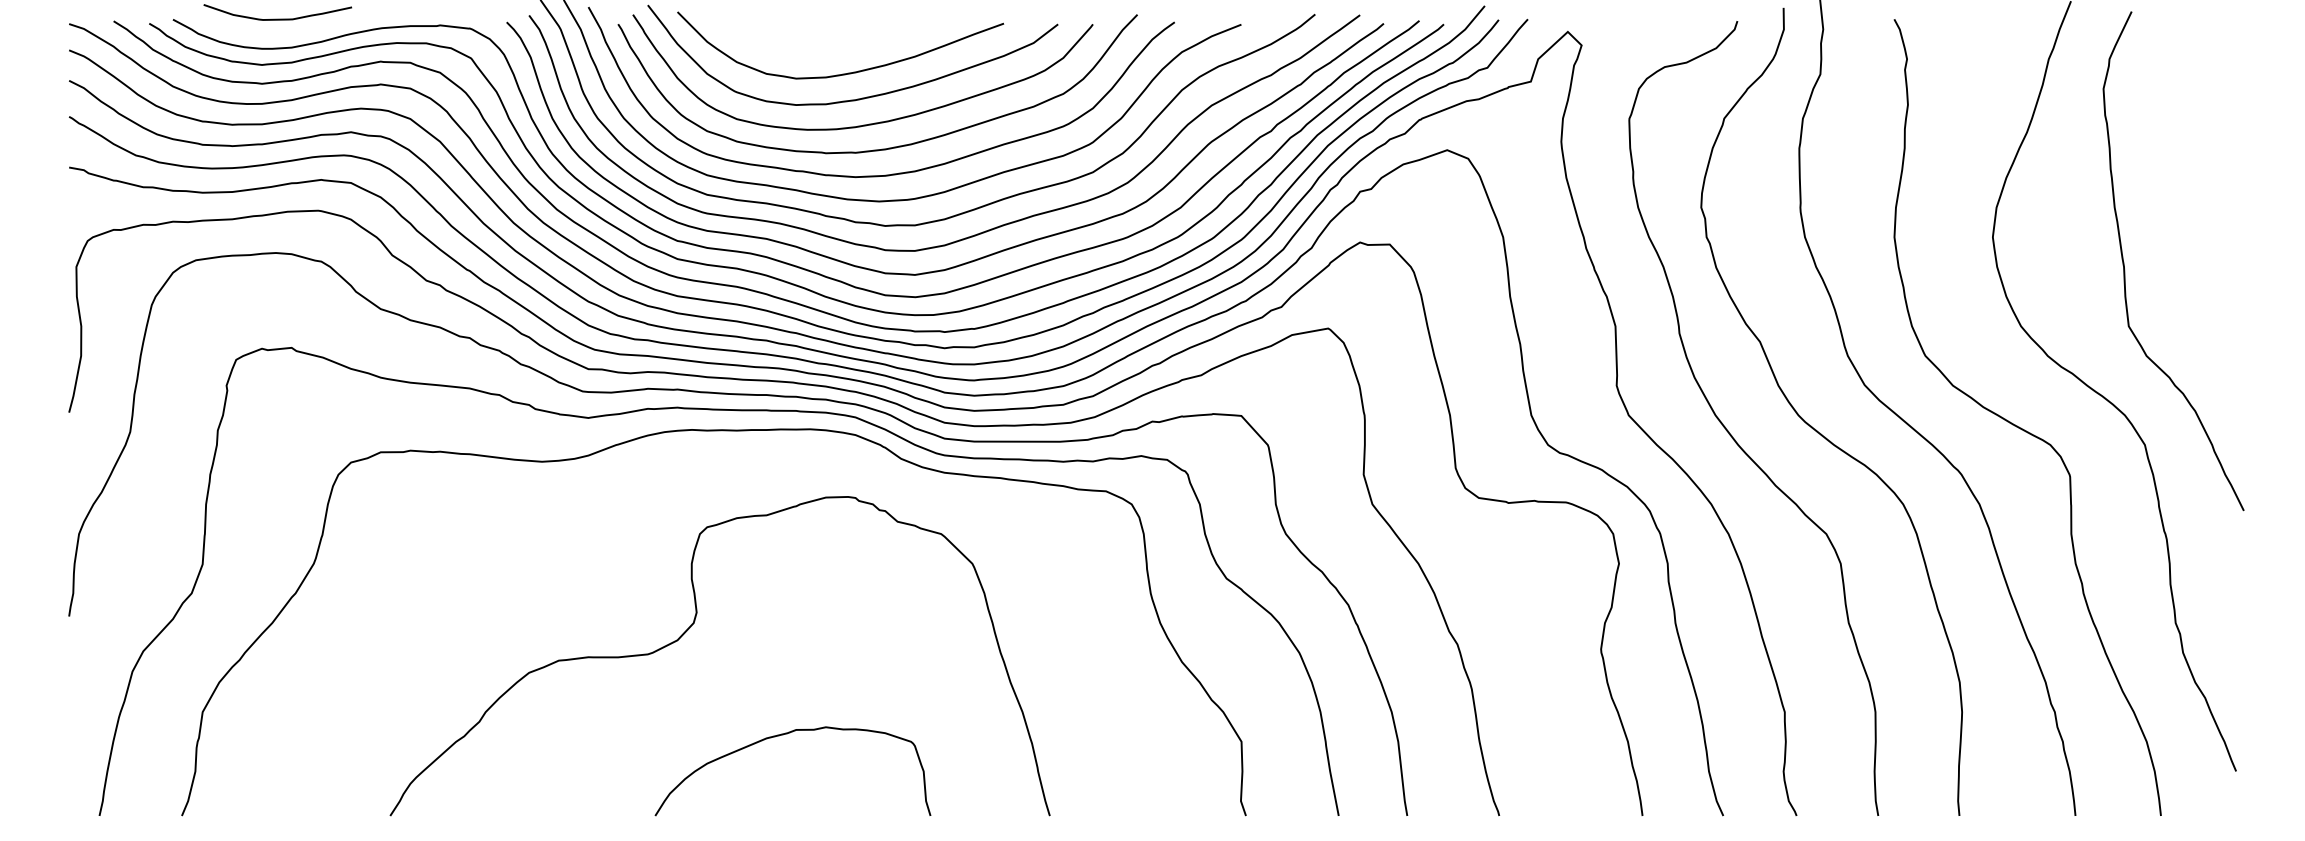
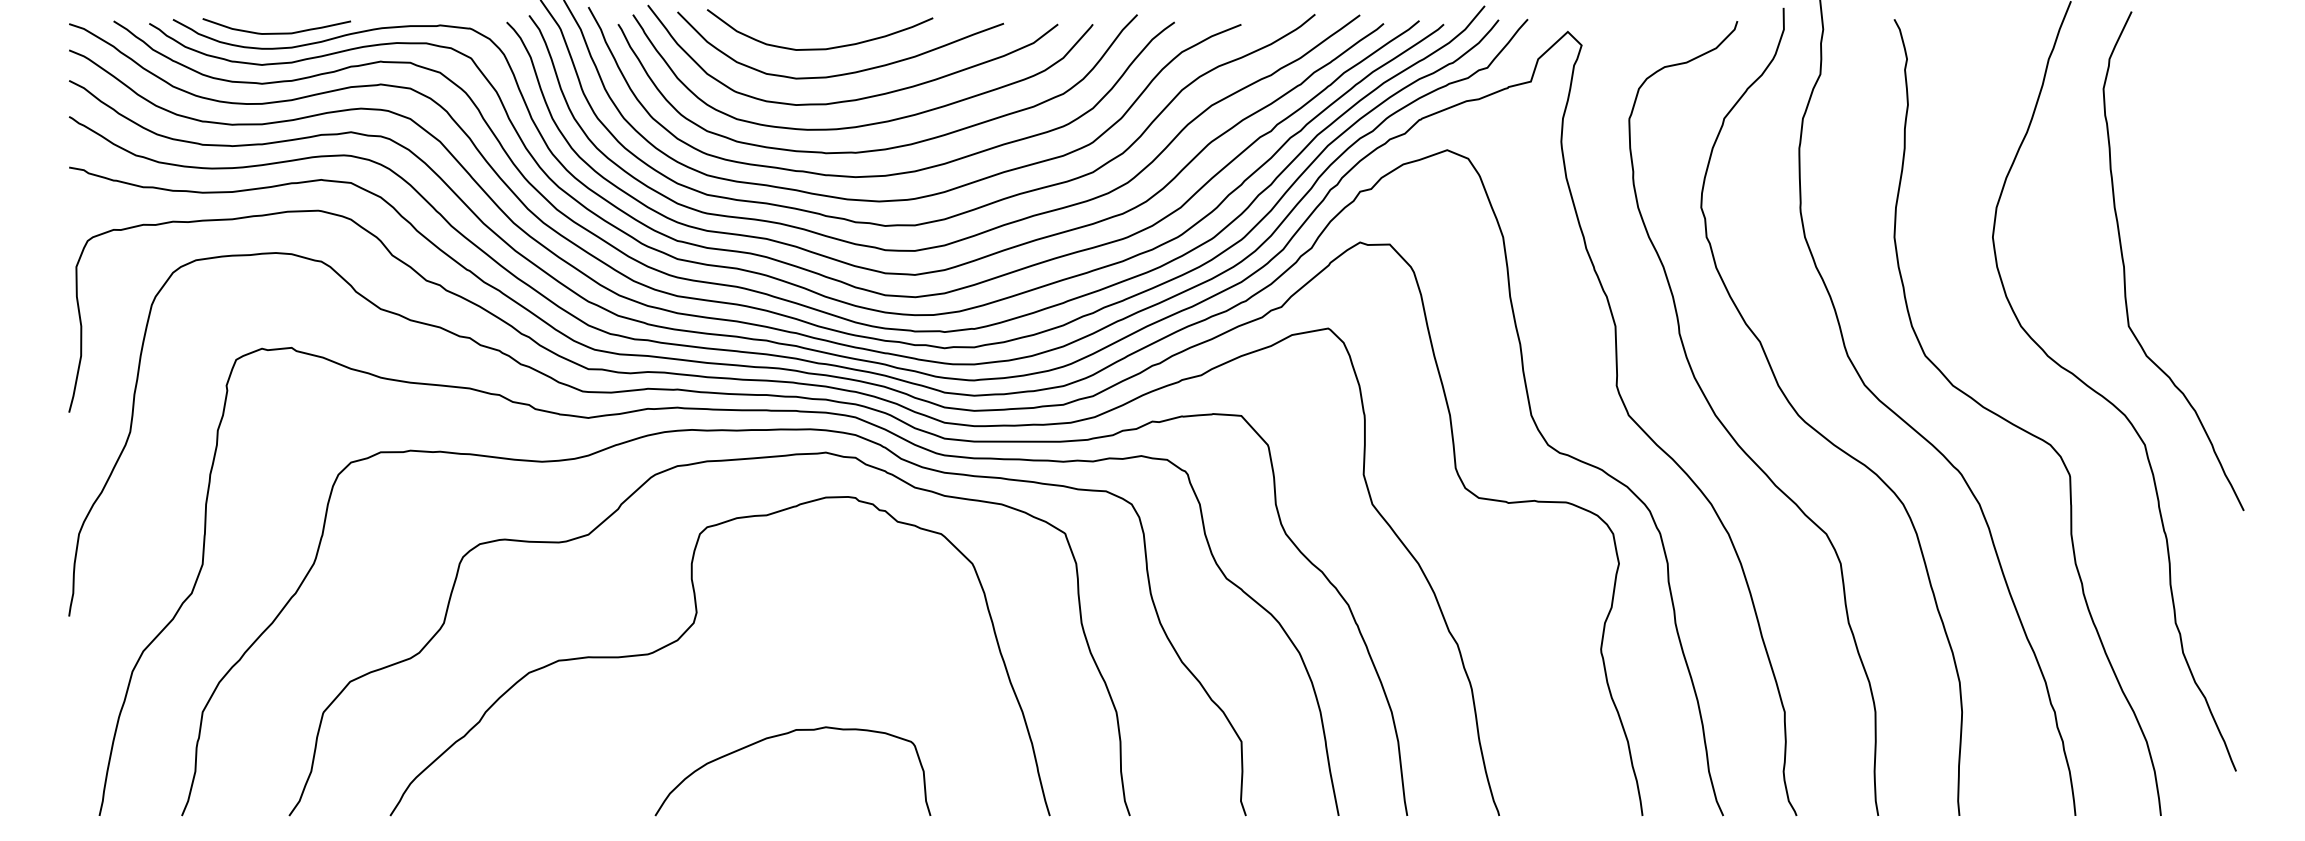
curve position: (277, 18) -> (276, 32) (276, 32)
curve: none -> present (819, 48)
curve: none -> present (611, 516)
